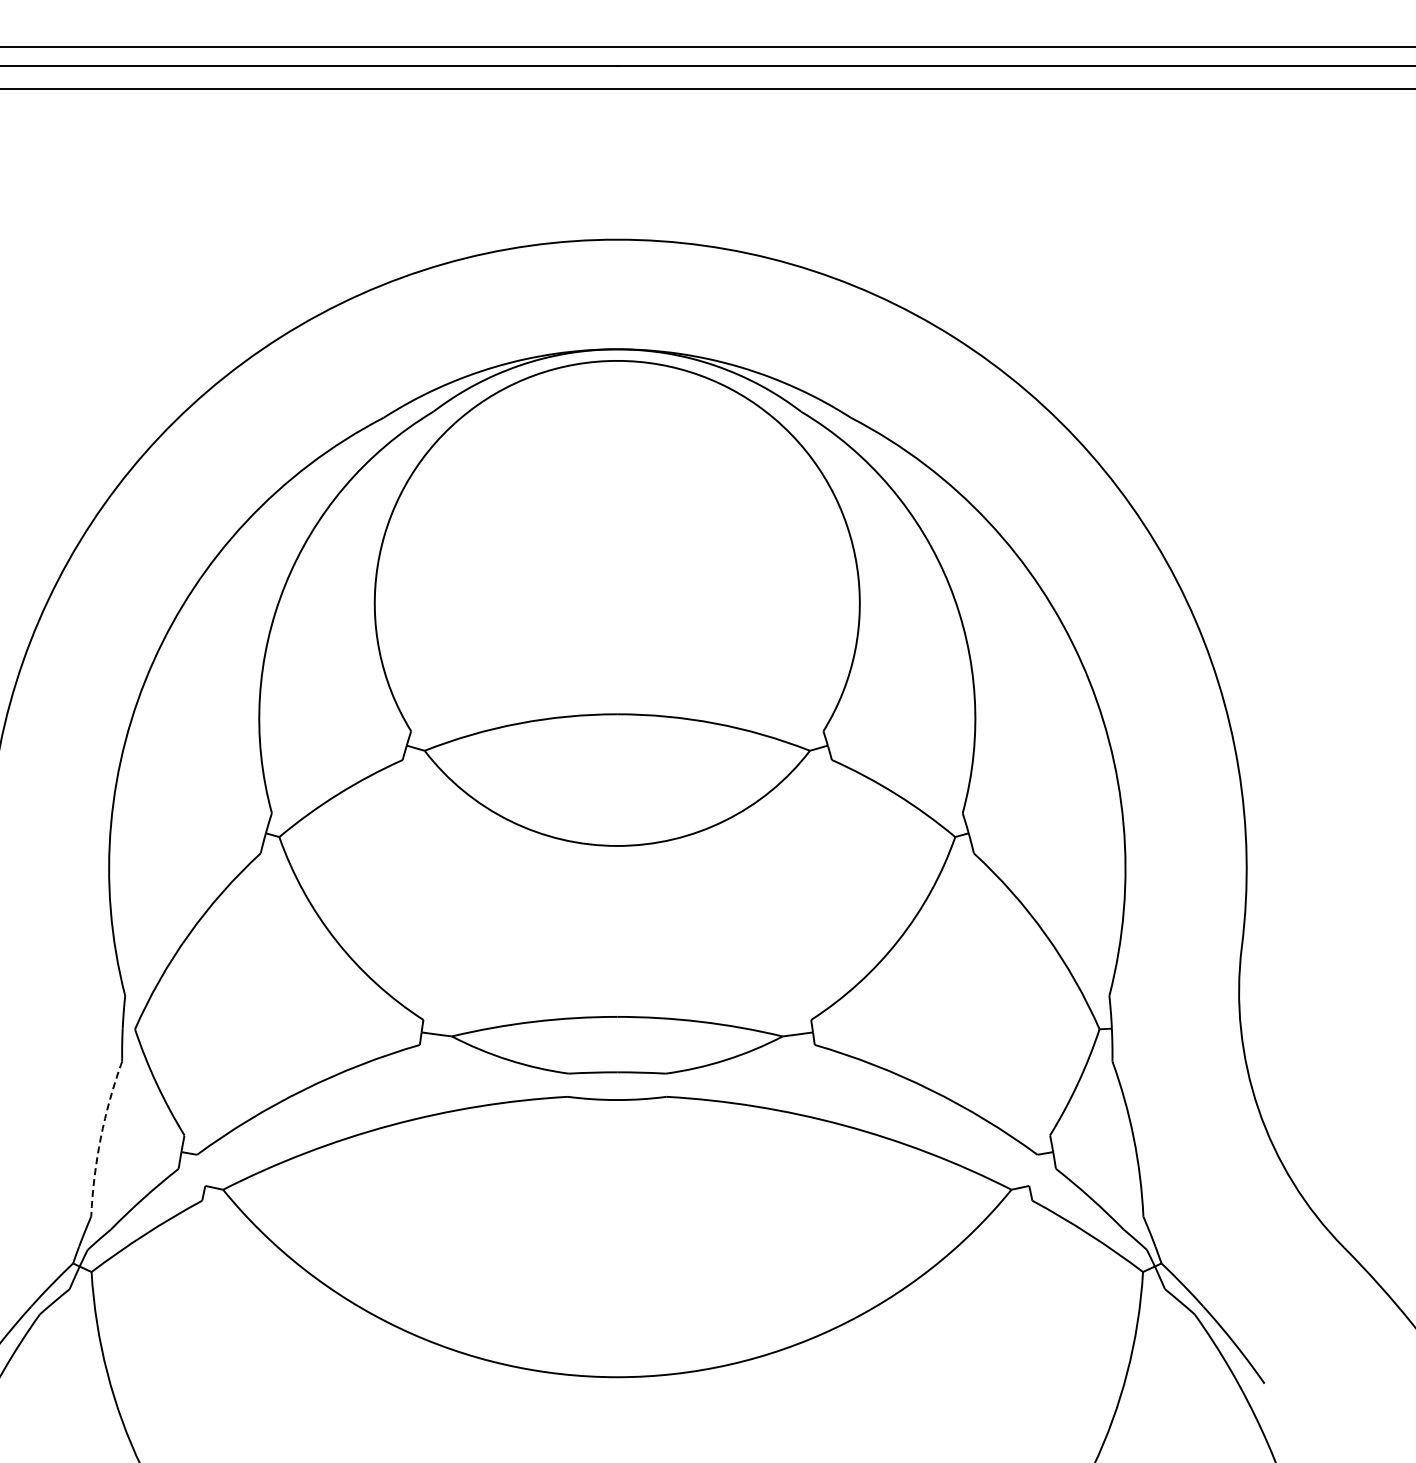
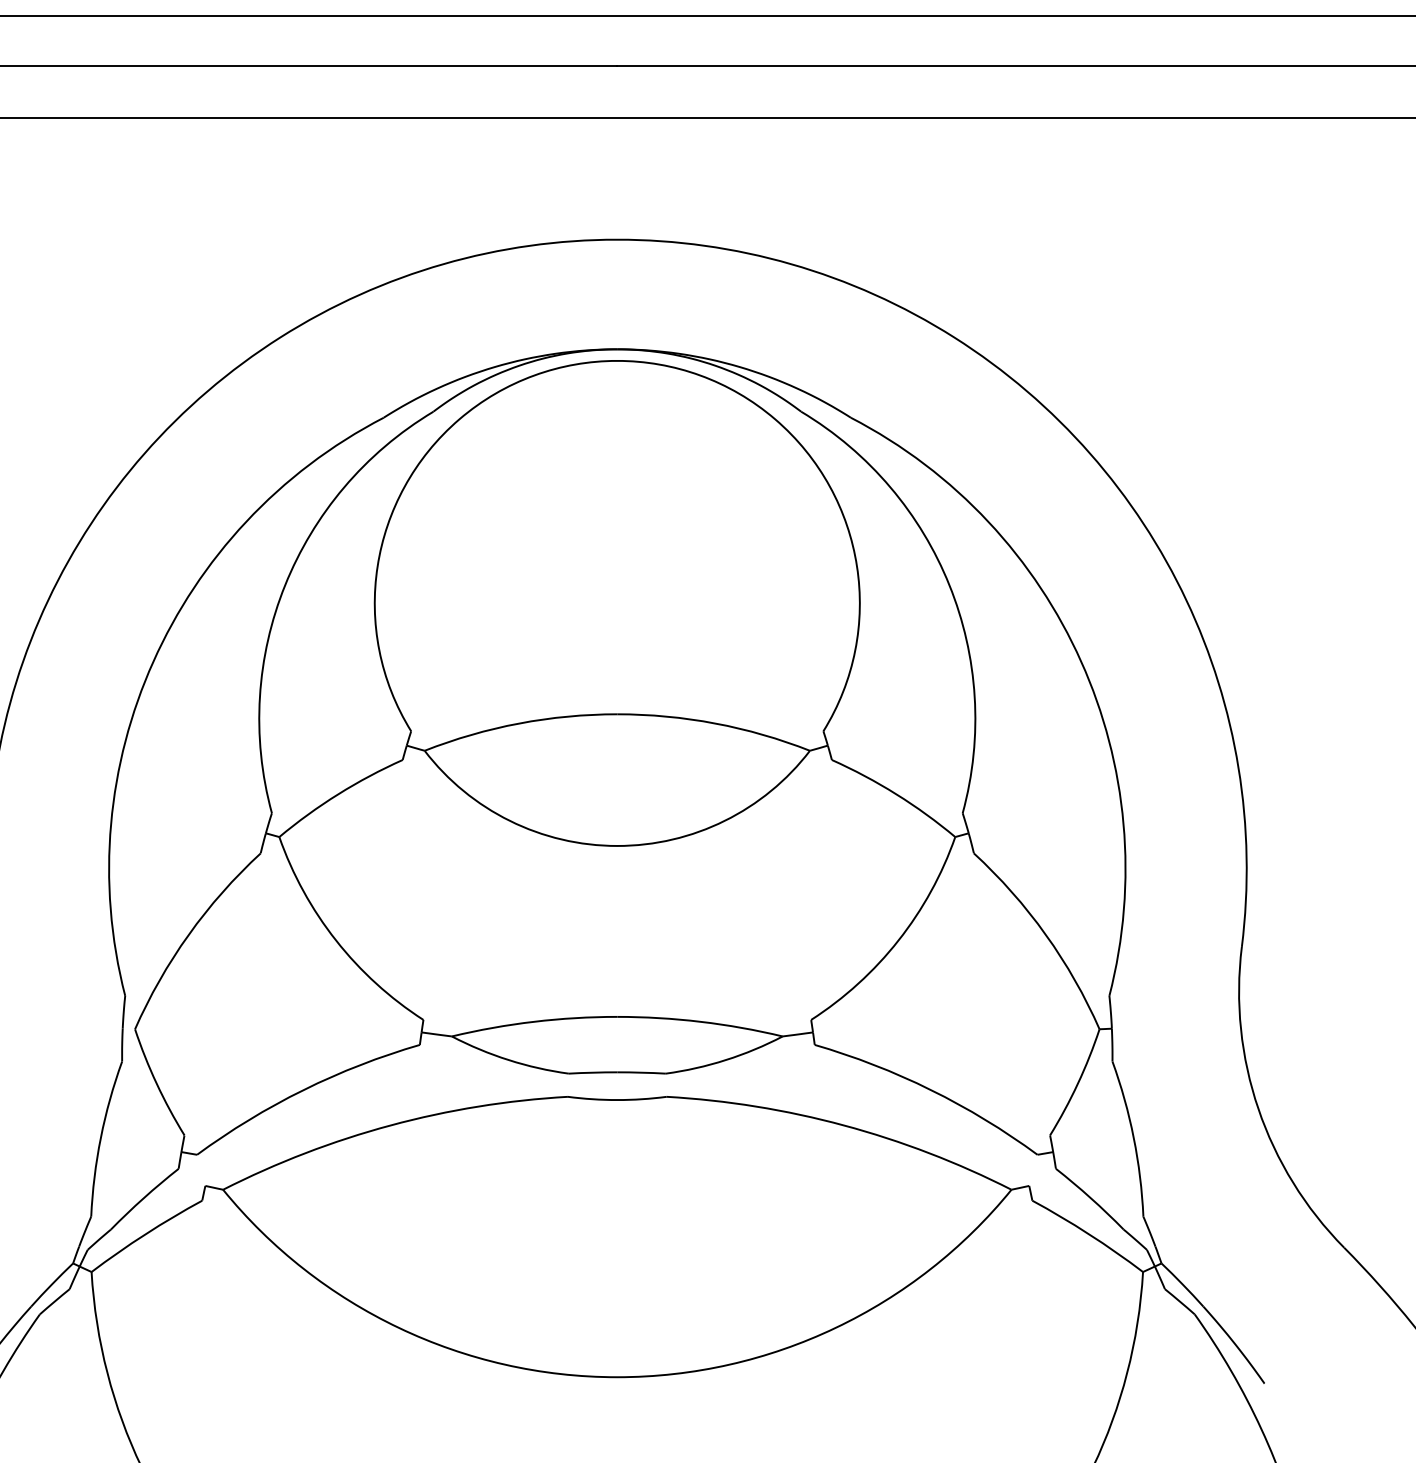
line position: (707, 46) -> (707, 15) (707, 15)
line position: (707, 89) -> (707, 118) (707, 118)
arc: dashed -> solid (100, 1137)
